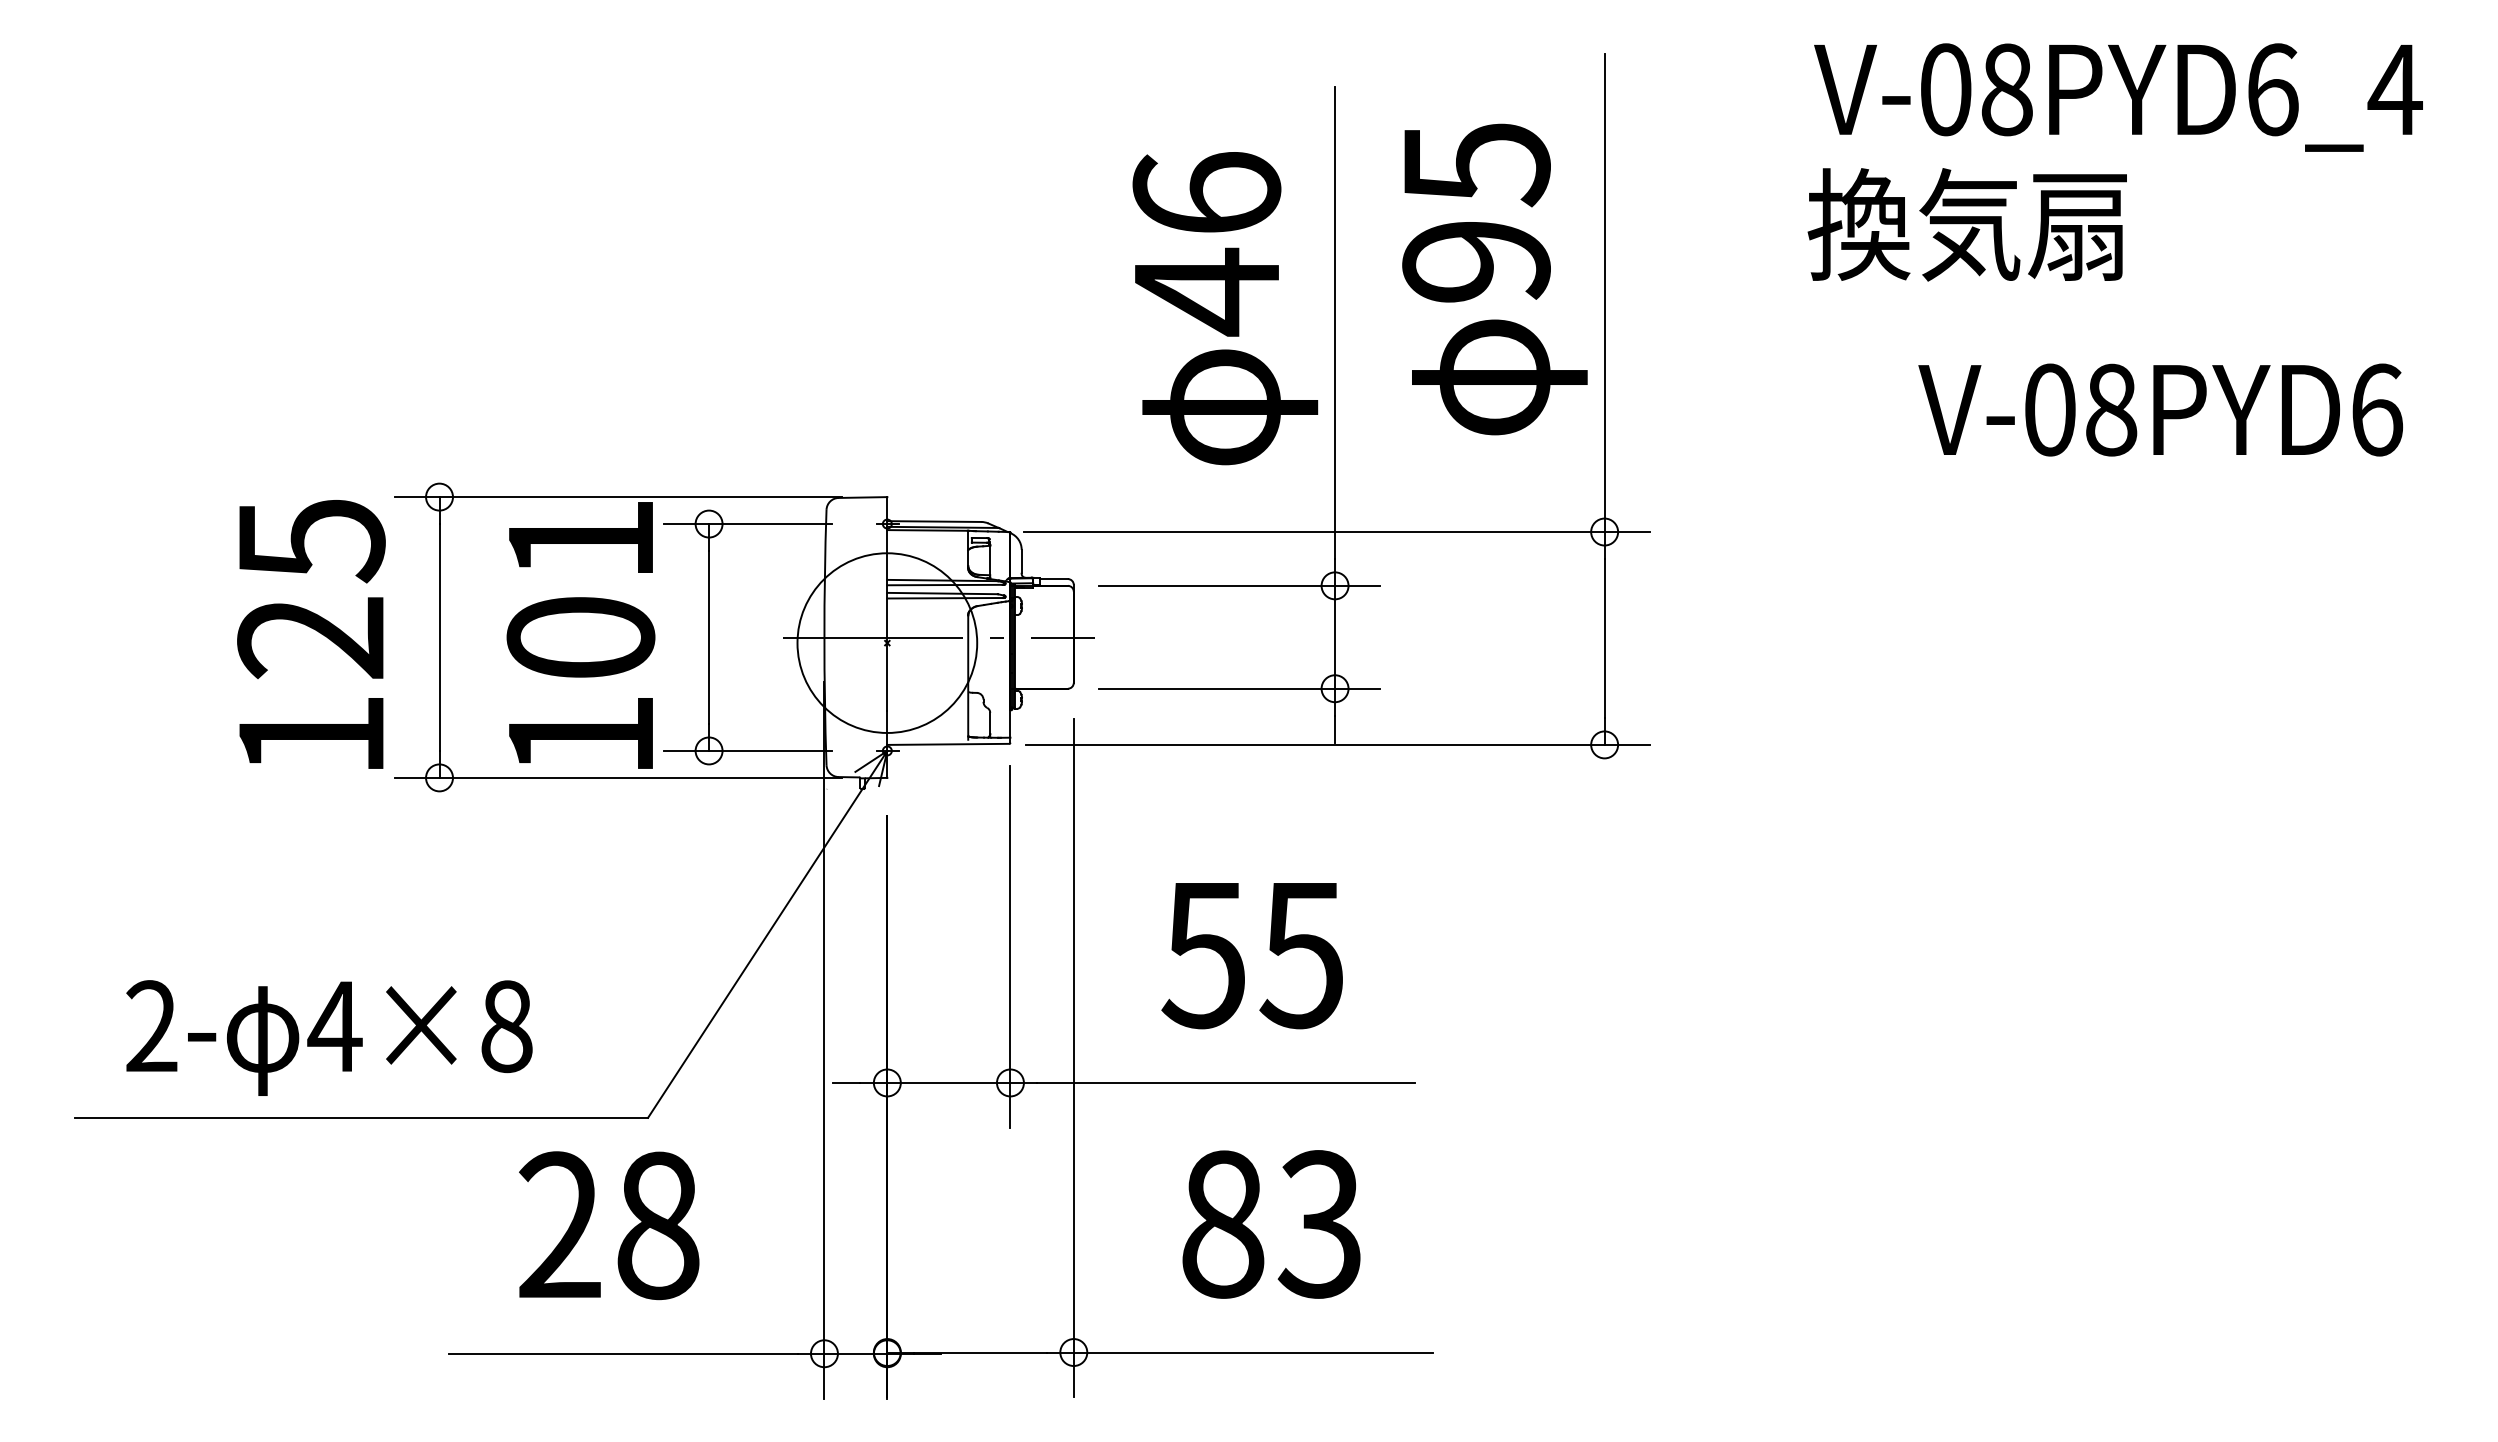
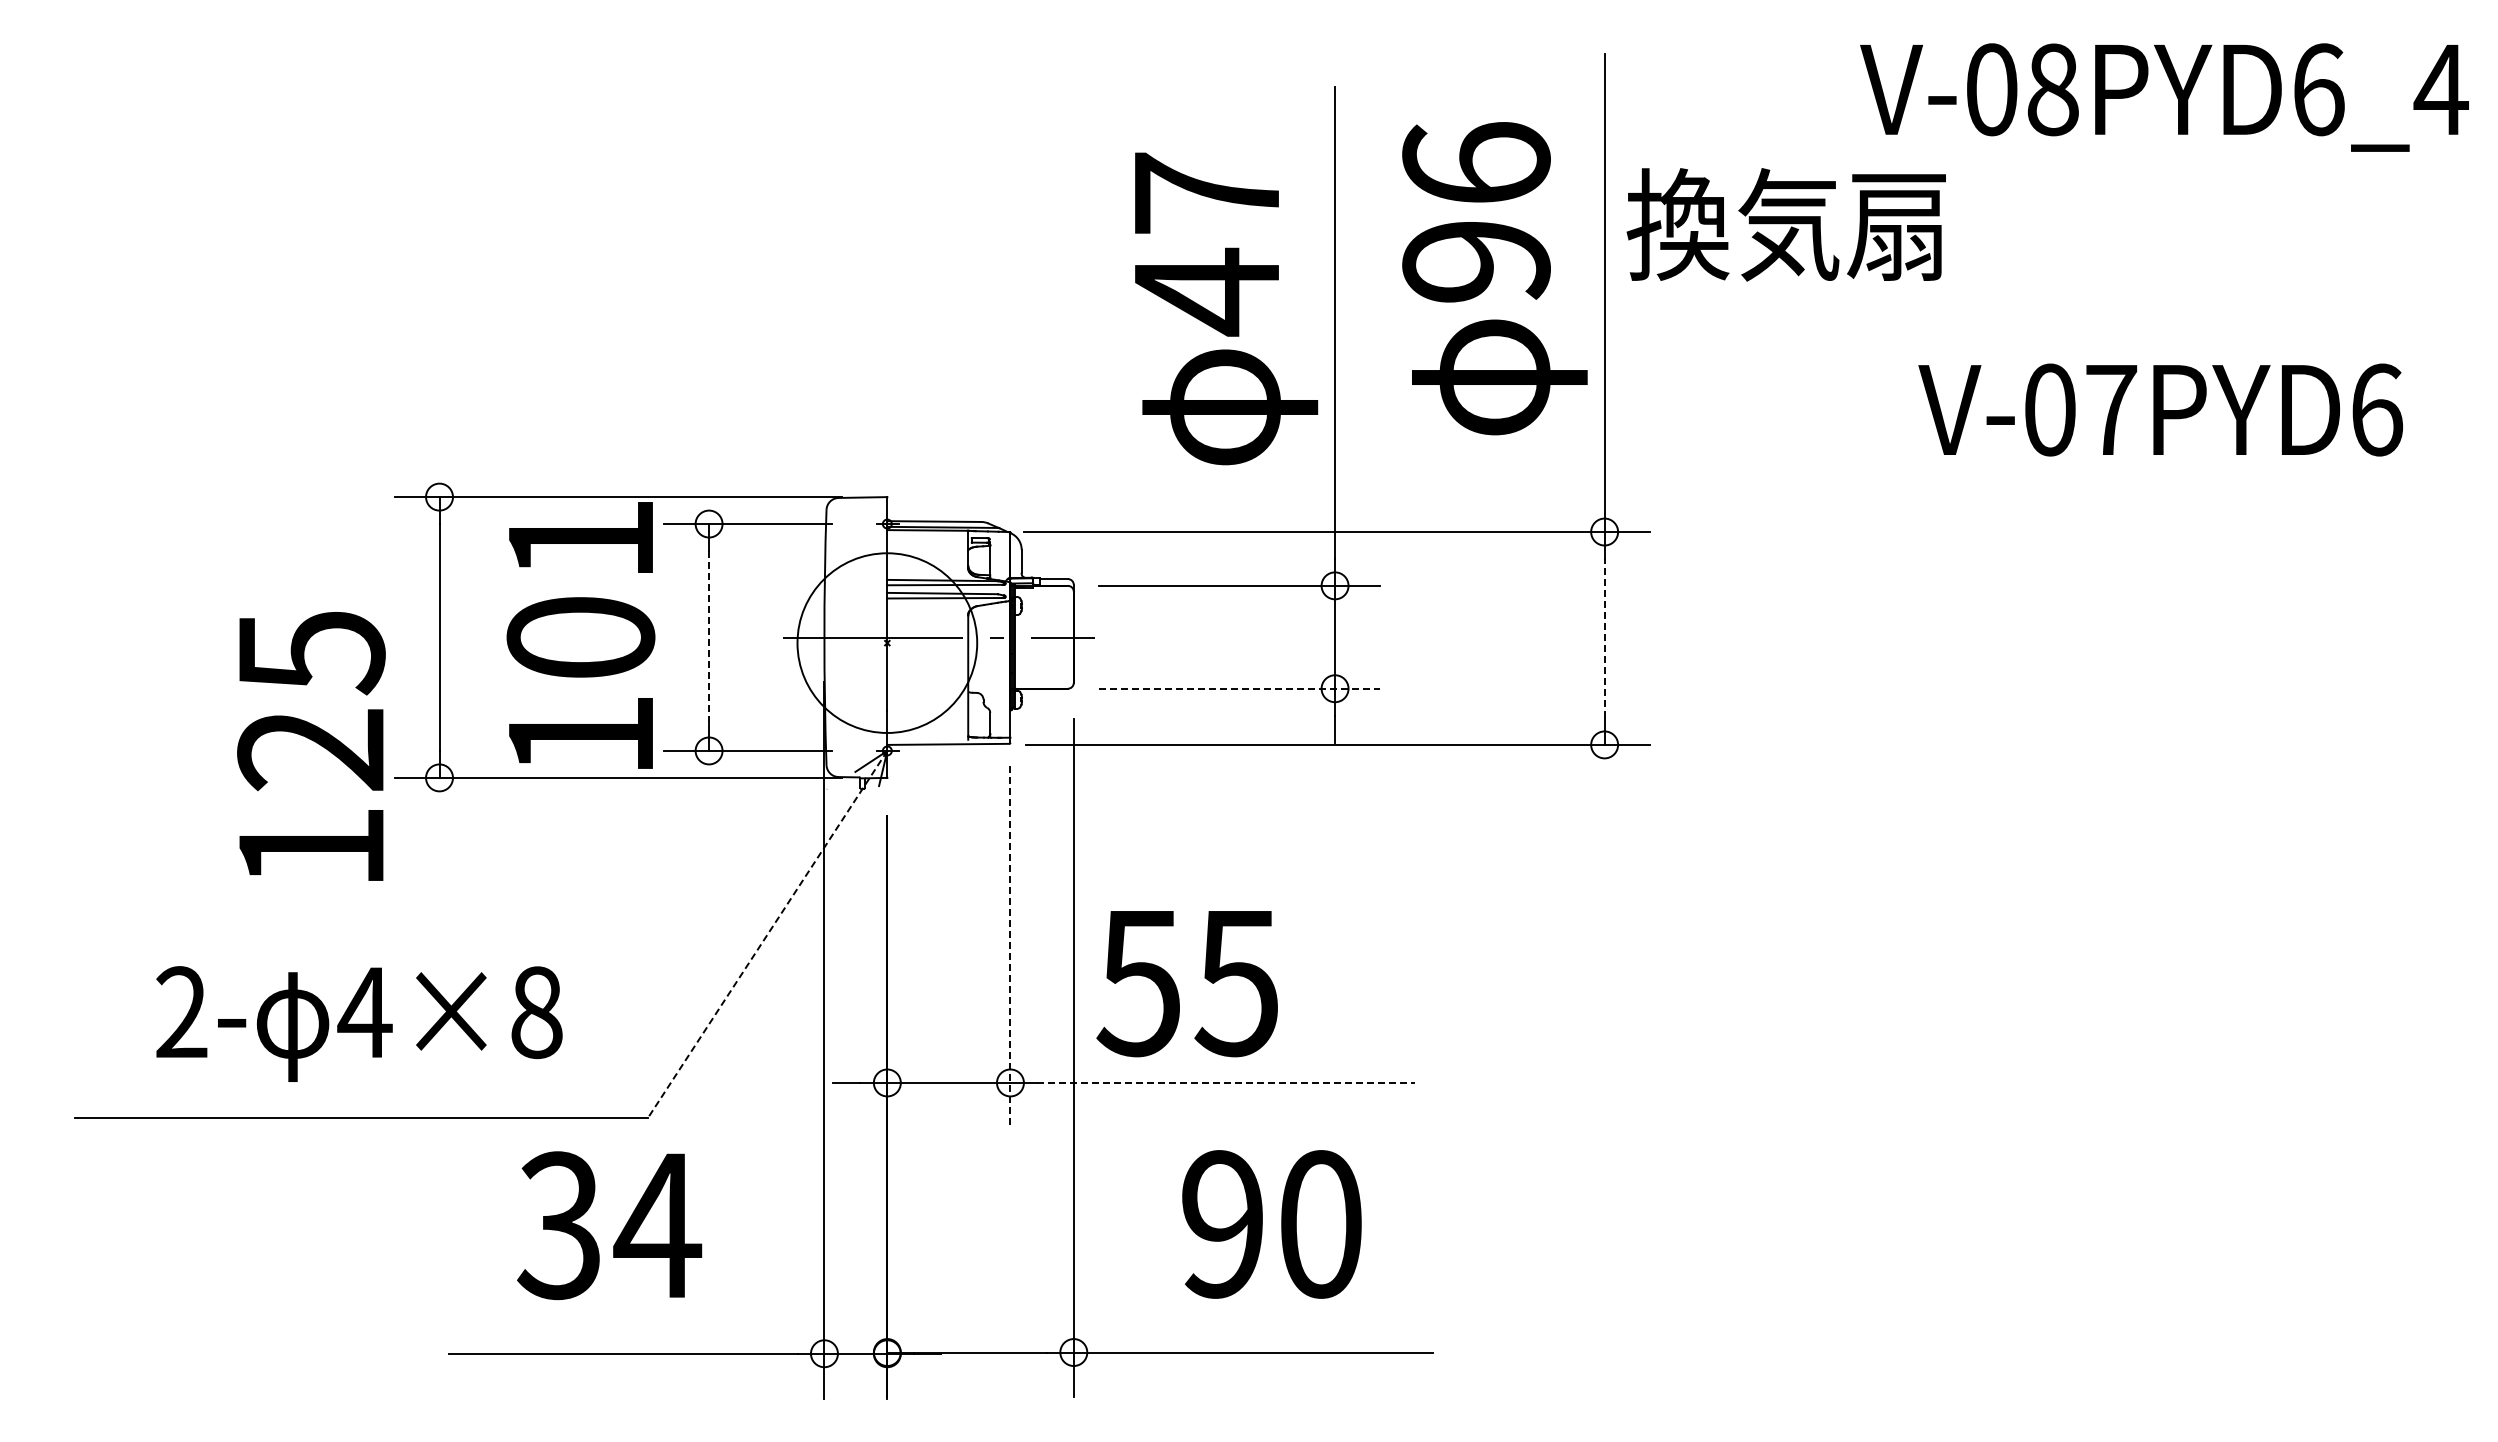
text position: (2118, 97) -> (2164, 97) (2164, 97)
text: 95 -> 96 (1476, 164)
text: 46 -> 47 (1206, 192)
text position: (1966, 224) -> (1785, 224) (1785, 224)
text: V-08PYD6 -> V-07PYD6 (2111, 409)
text position: (311, 634) -> (311, 746) (311, 746)
line: solid -> dashed (1604, 637)
line: solid -> dashed (709, 638)
line: solid -> dashed (1239, 688)
line: solid -> dashed (767, 934)
line: solid -> dashed (1010, 947)
text position: (1251, 956) -> (1186, 984) (1186, 984)
text position: (329, 1037) -> (359, 1023) (359, 1023)
line: solid -> dashed (1226, 1082)
text: 83 -> 90 (1271, 1224)
text: 28 -> 34 (609, 1225)
